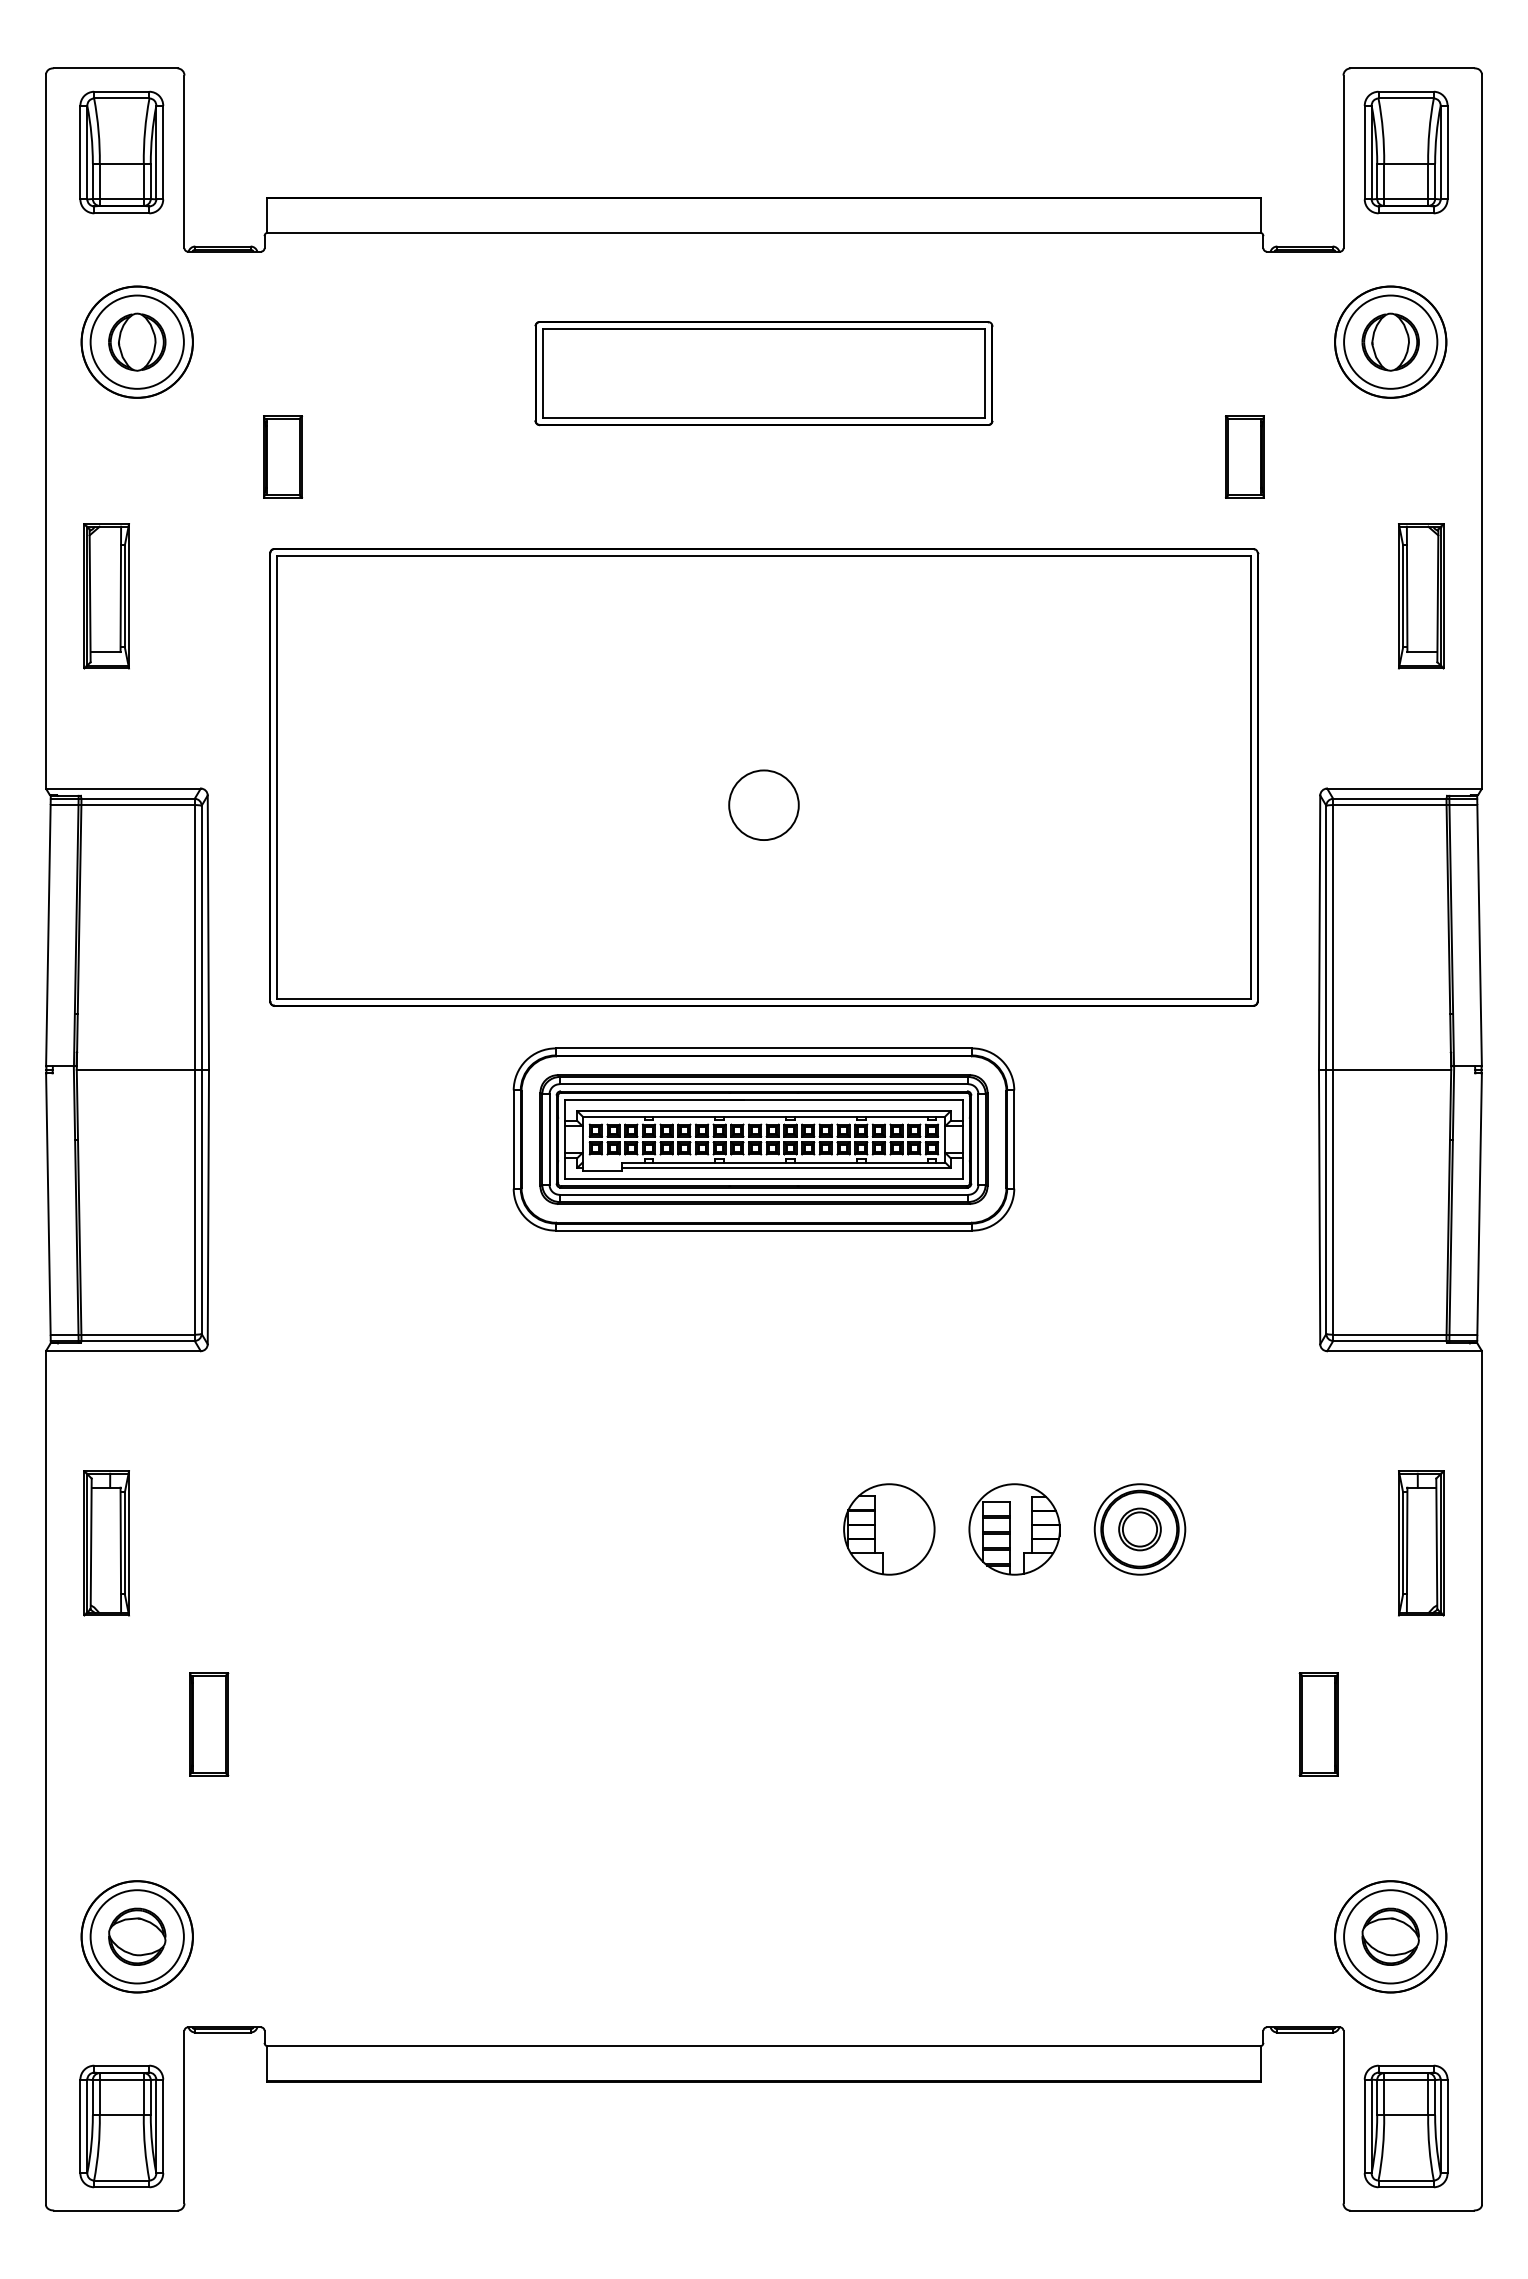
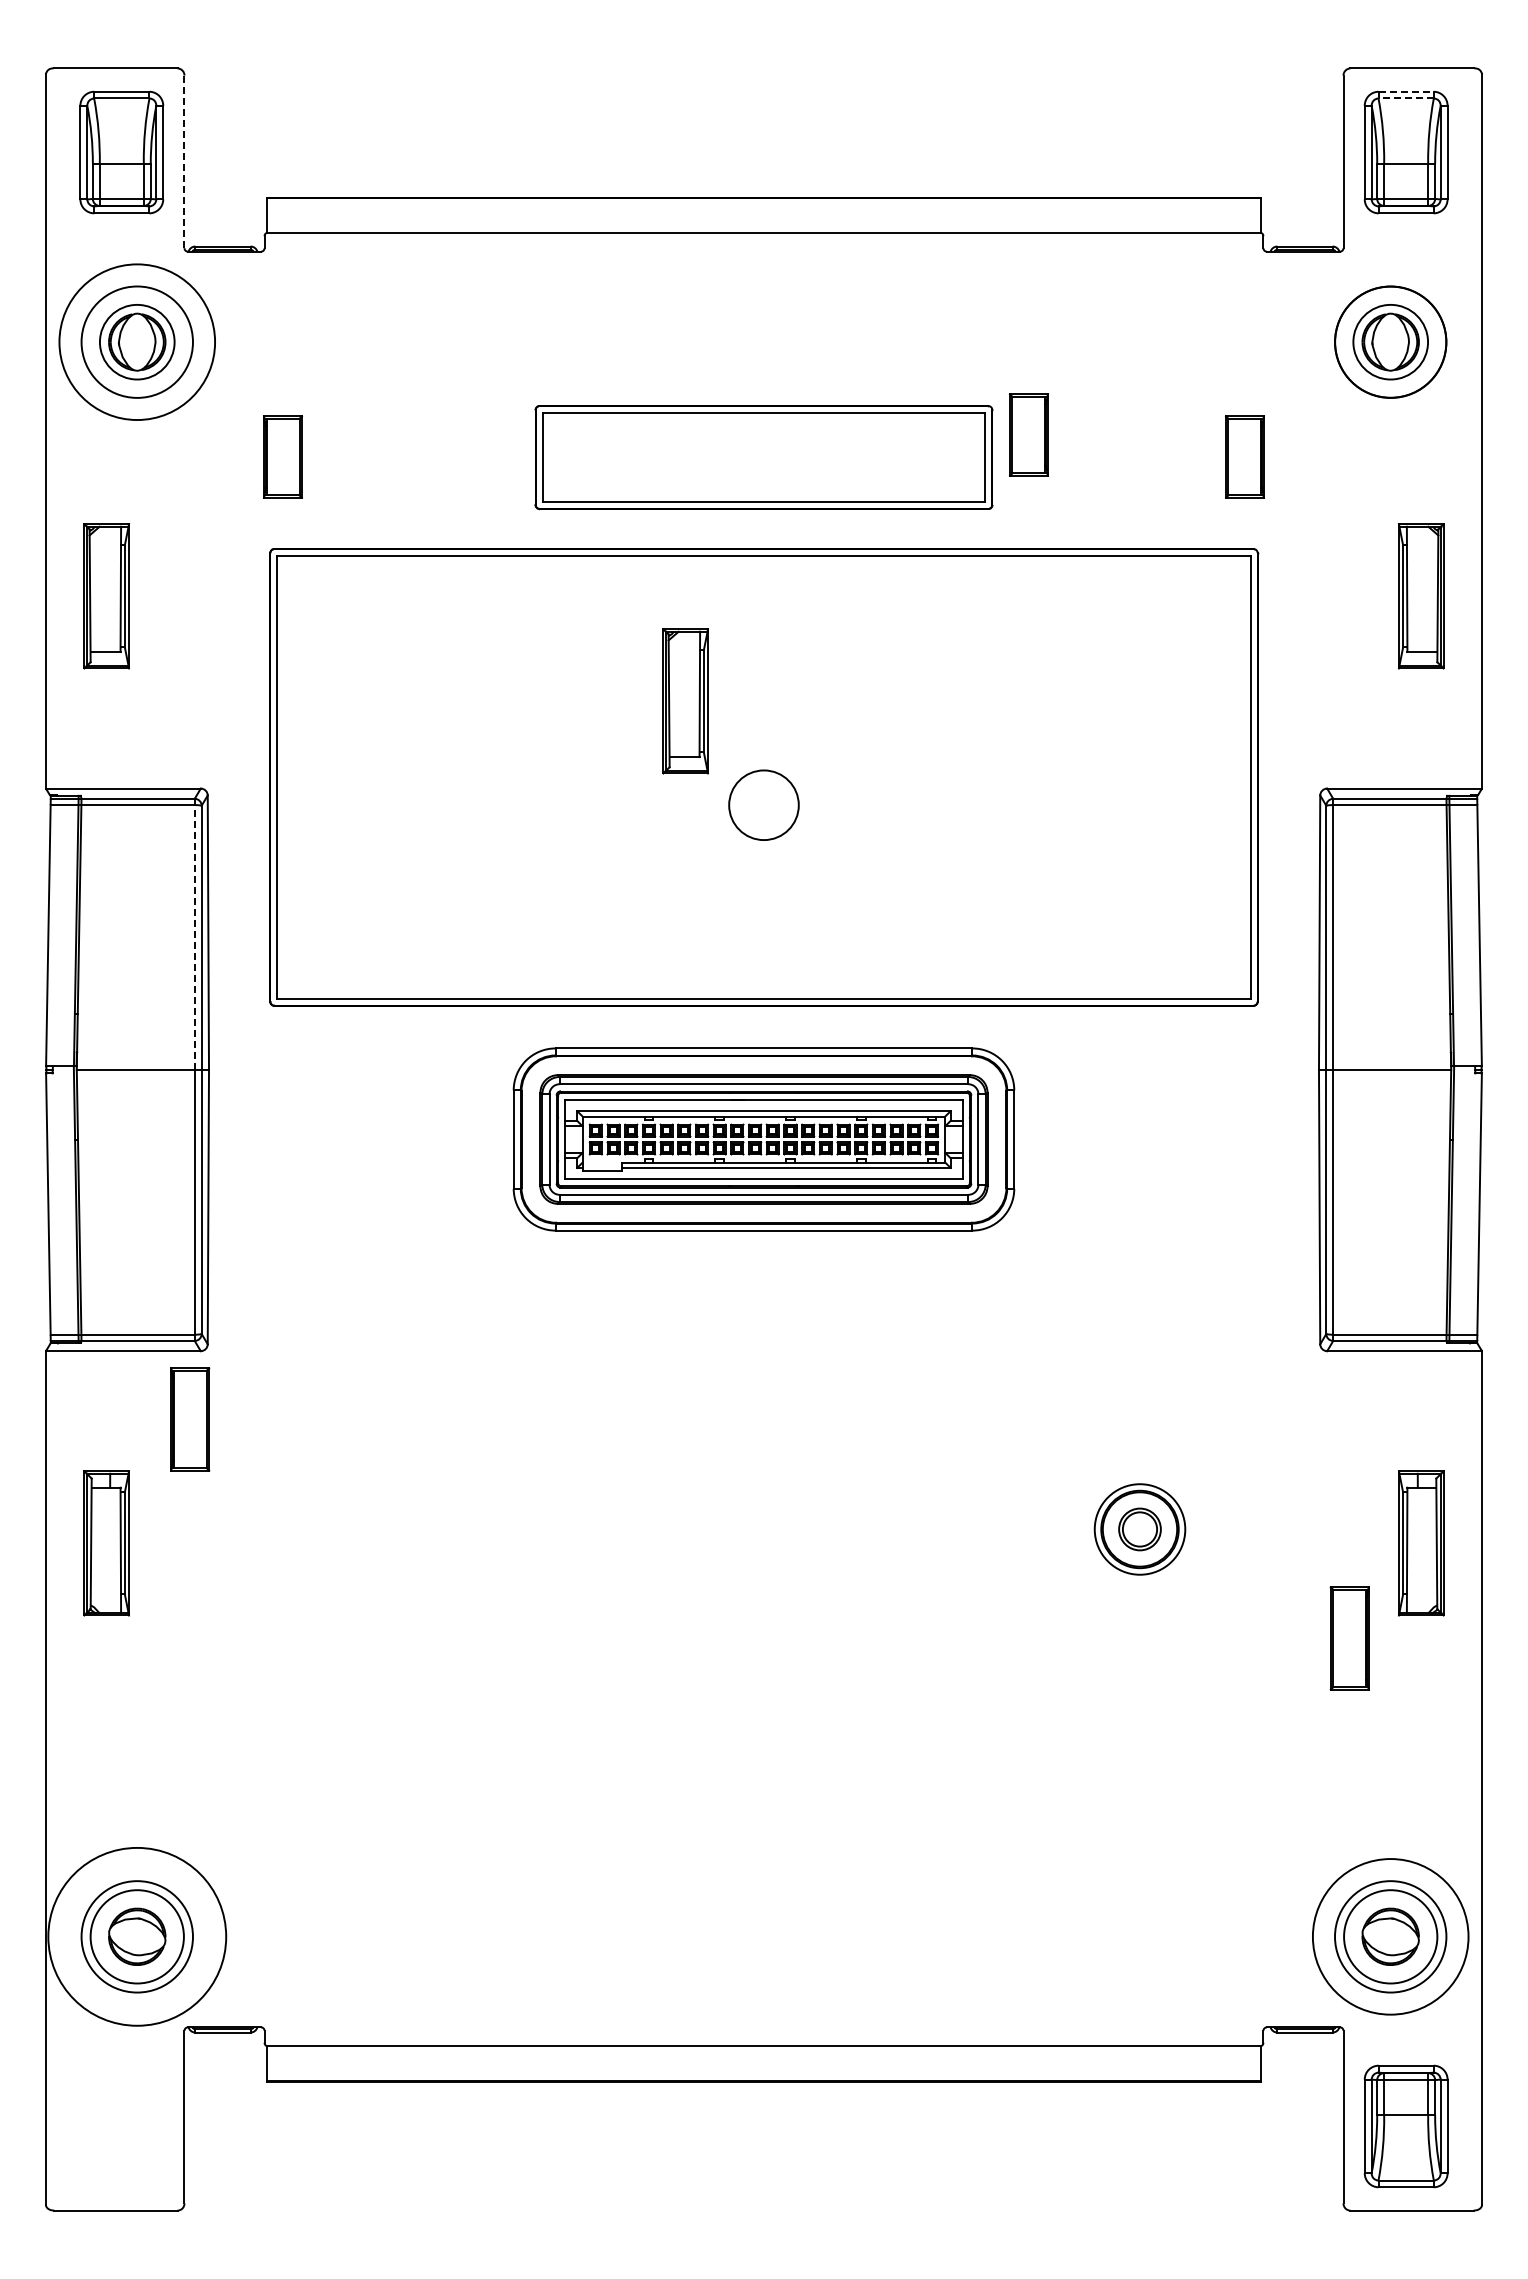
line: solid -> dashed (1406, 91)
line: solid -> dashed (1406, 98)
line: solid -> dashed (184, 162)
circle diameter: 111 px -> 156 px (137, 342)
circle diameter: 93 px -> 75 px (136, 341)
circle diameter: 93 px -> 75 px (1390, 341)
part position: (763, 373) -> (763, 457) (763, 457)
part: none -> present (1028, 434)
part: none -> present (685, 701)
line: solid -> dashed (194, 937)
part: present -> none (889, 1529)
part: present -> none (1014, 1529)
part position: (209, 1724) -> (190, 1419) (190, 1419)
part position: (1318, 1724) -> (1349, 1638) (1349, 1638)
circle diameter: 111 px -> 178 px (137, 1936)
circle diameter: 111 px -> 156 px (1390, 1936)
part: present -> none (121, 2126)
